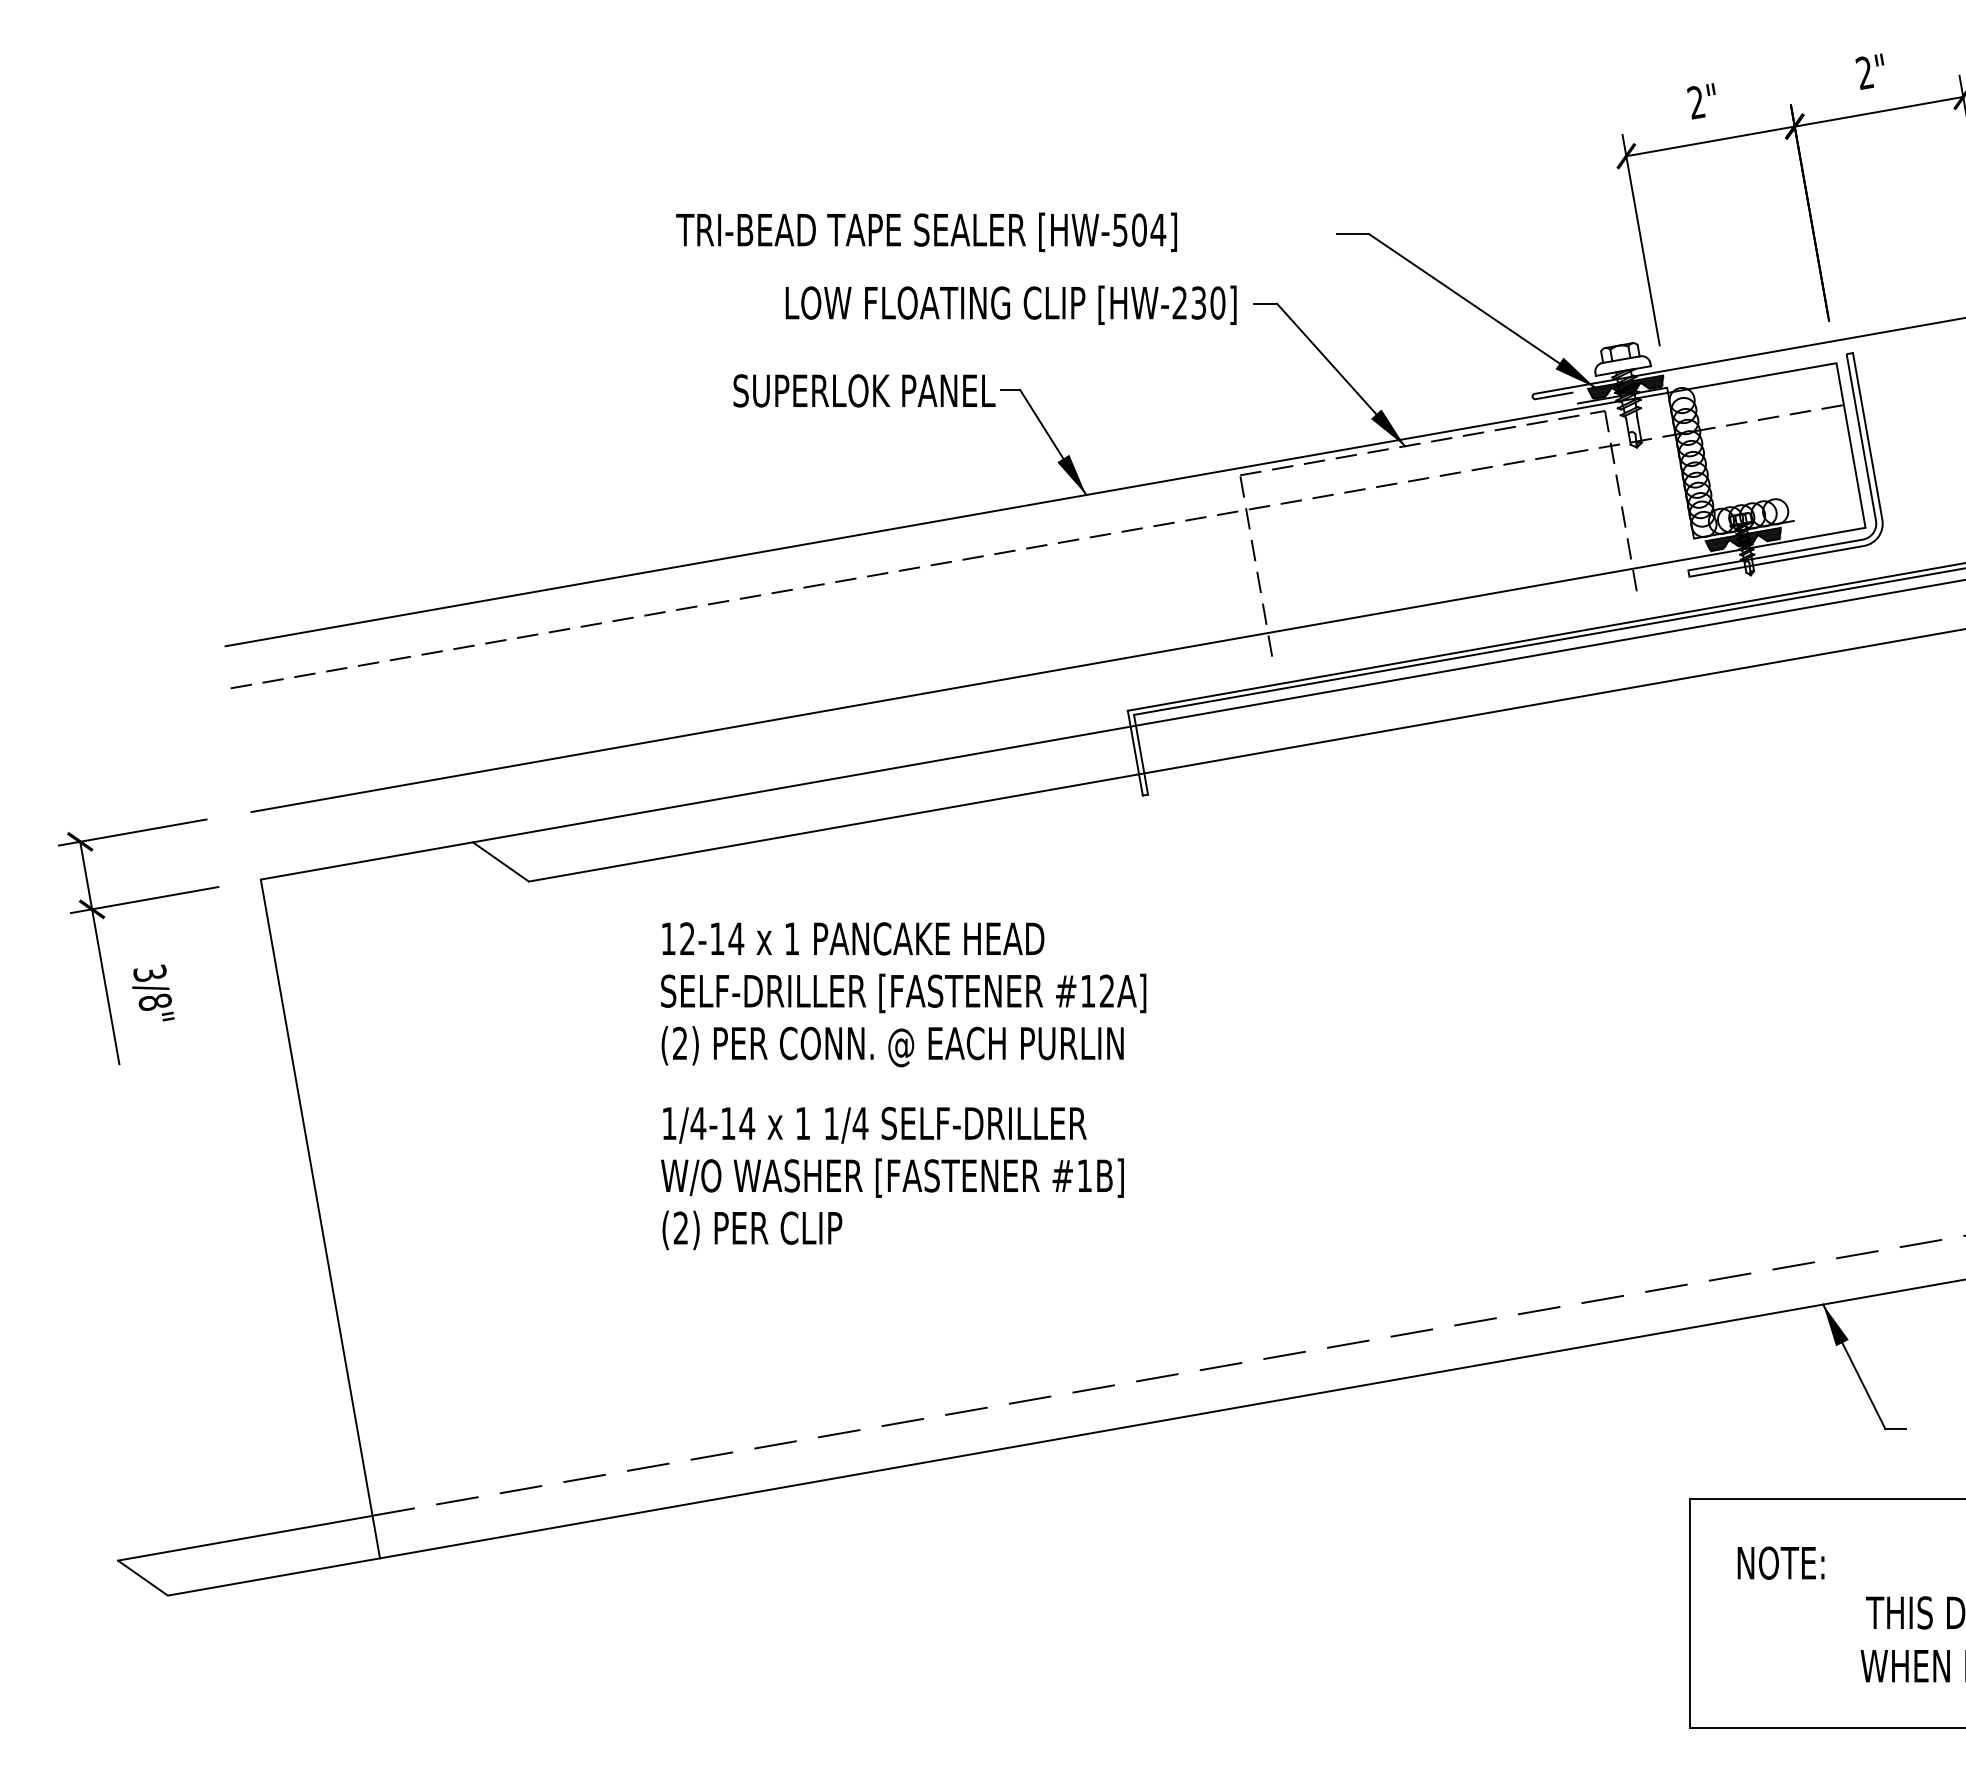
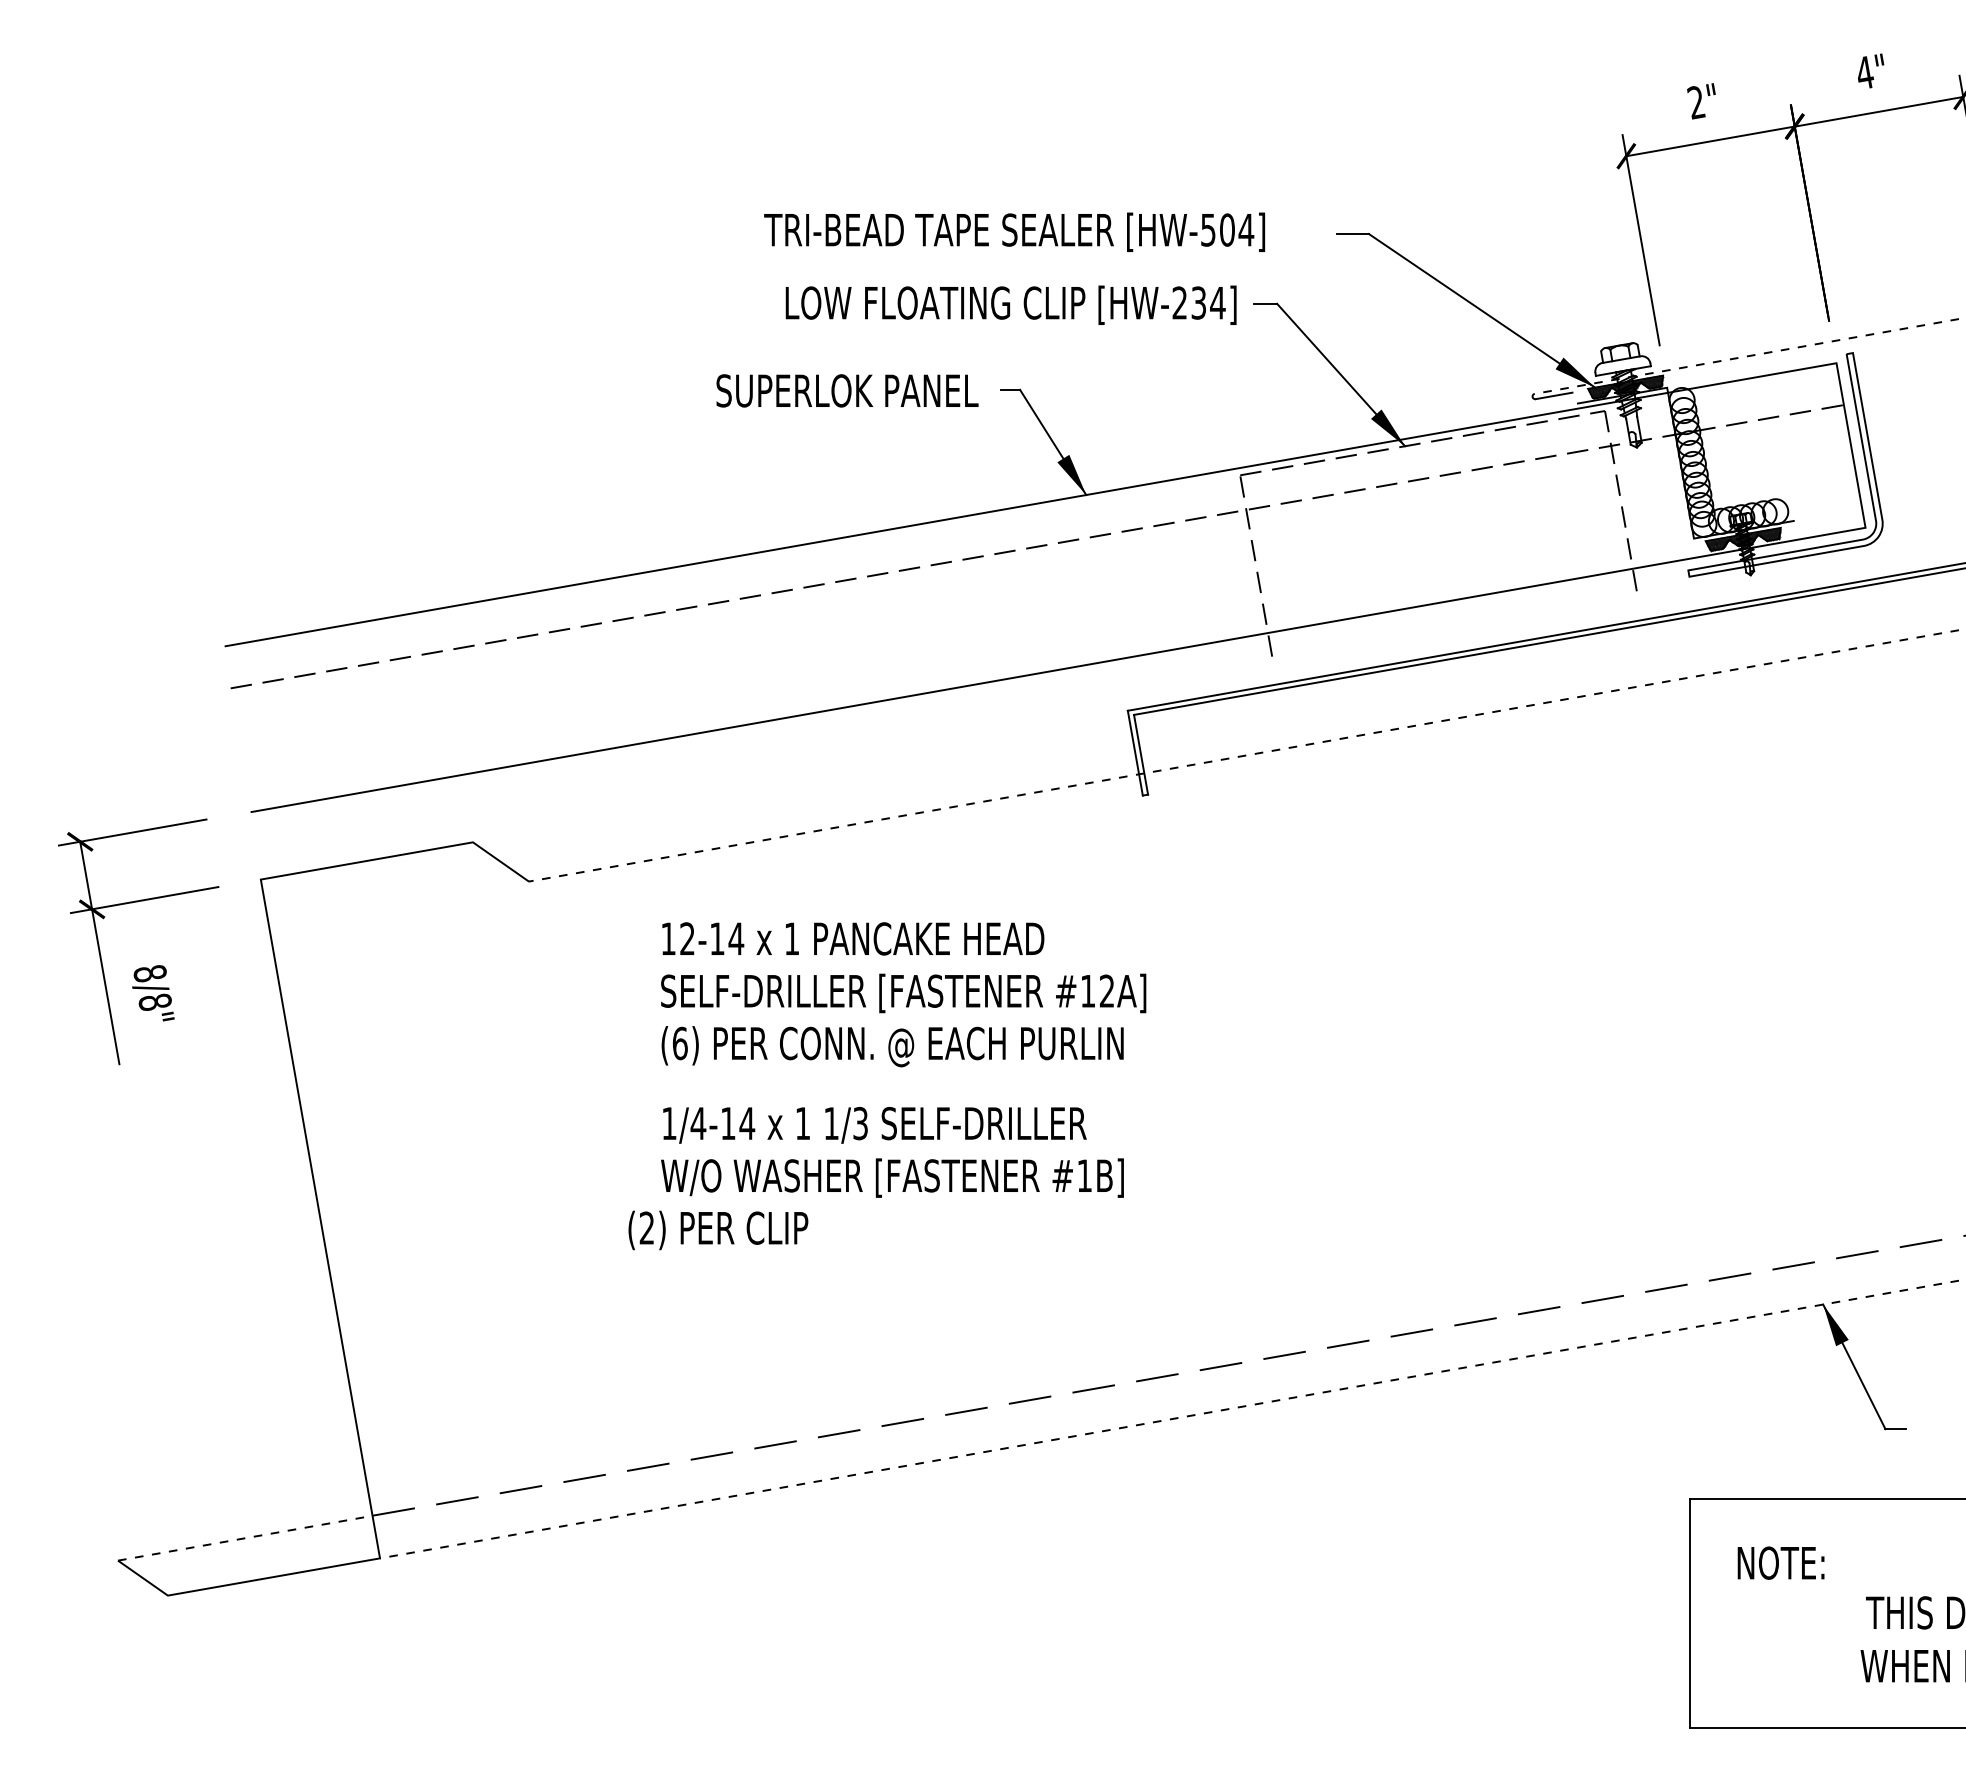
text: 2" -> 4" (1864, 72)
text position: (926, 231) -> (1014, 231) (1014, 231)
text: [HW-230] -> [HW-234] (1217, 302)
line: solid -> dashed (1749, 356)
text position: (864, 390) -> (847, 390) (847, 390)
line: present -> none (1217, 711)
line: solid -> dashed (1246, 755)
text: 3/8" -> 8/8" (149, 973)
text: (2) -> (6) (679, 1043)
text: 1/4 -> 1/3 (860, 1123)
text position: (752, 1230) -> (718, 1230) (718, 1230)
line: solid -> dashed (1172, 1419)
line: solid -> dashed (245, 1538)
